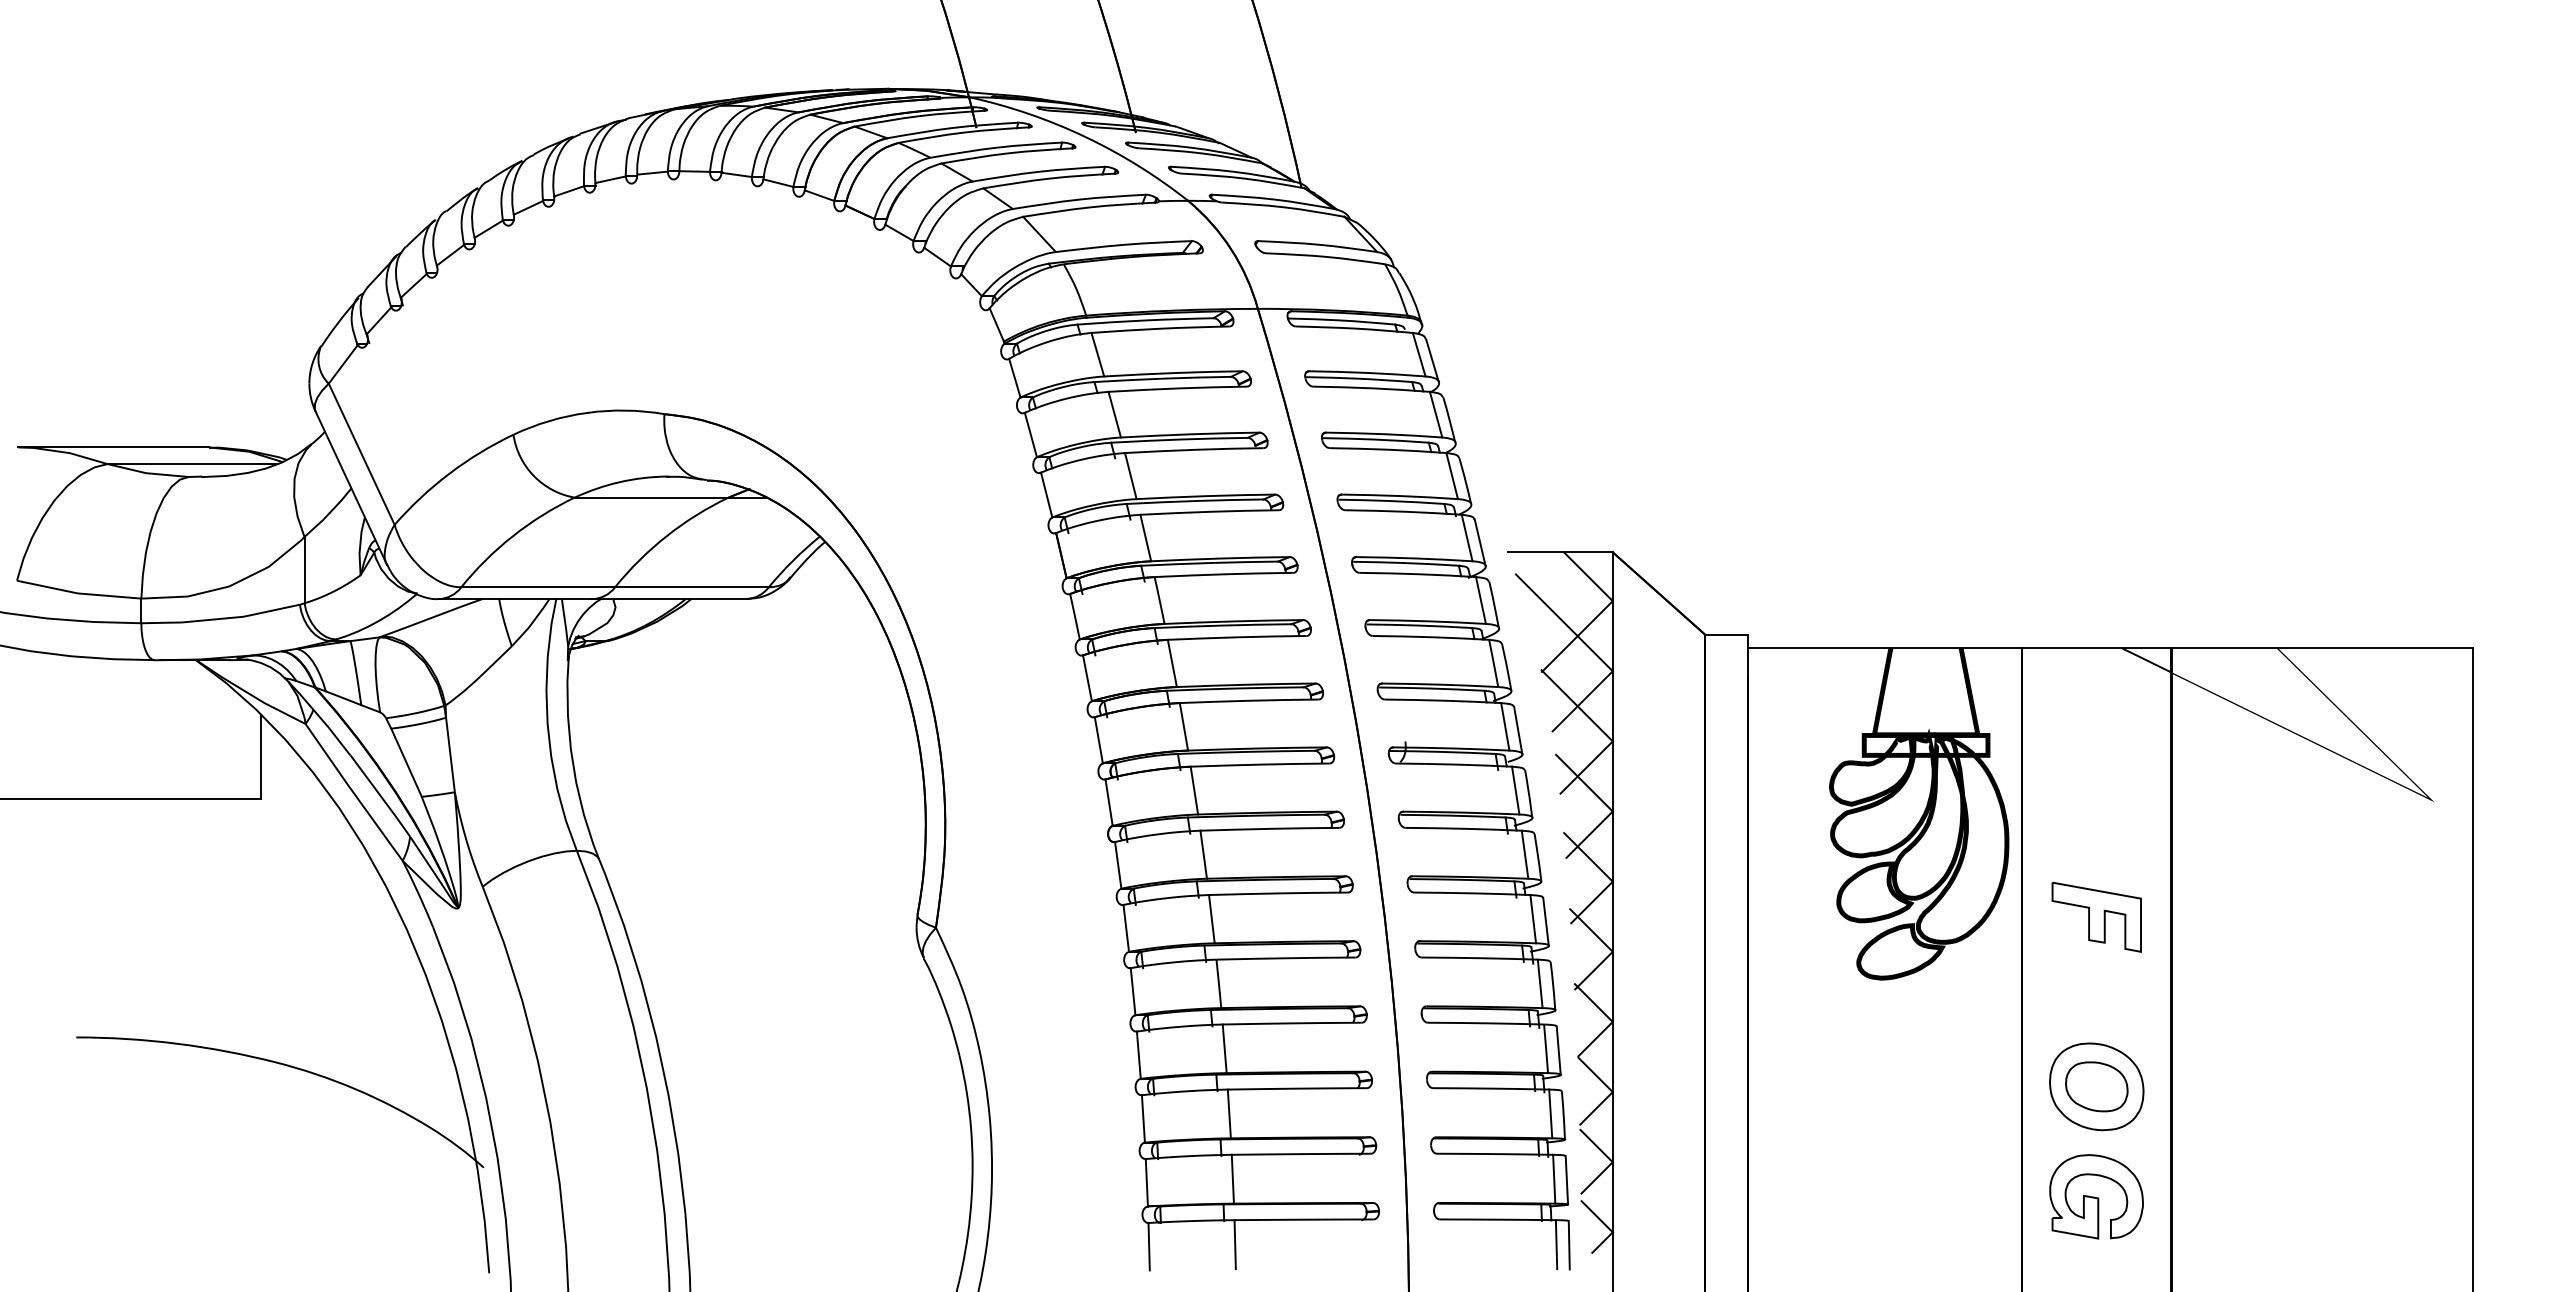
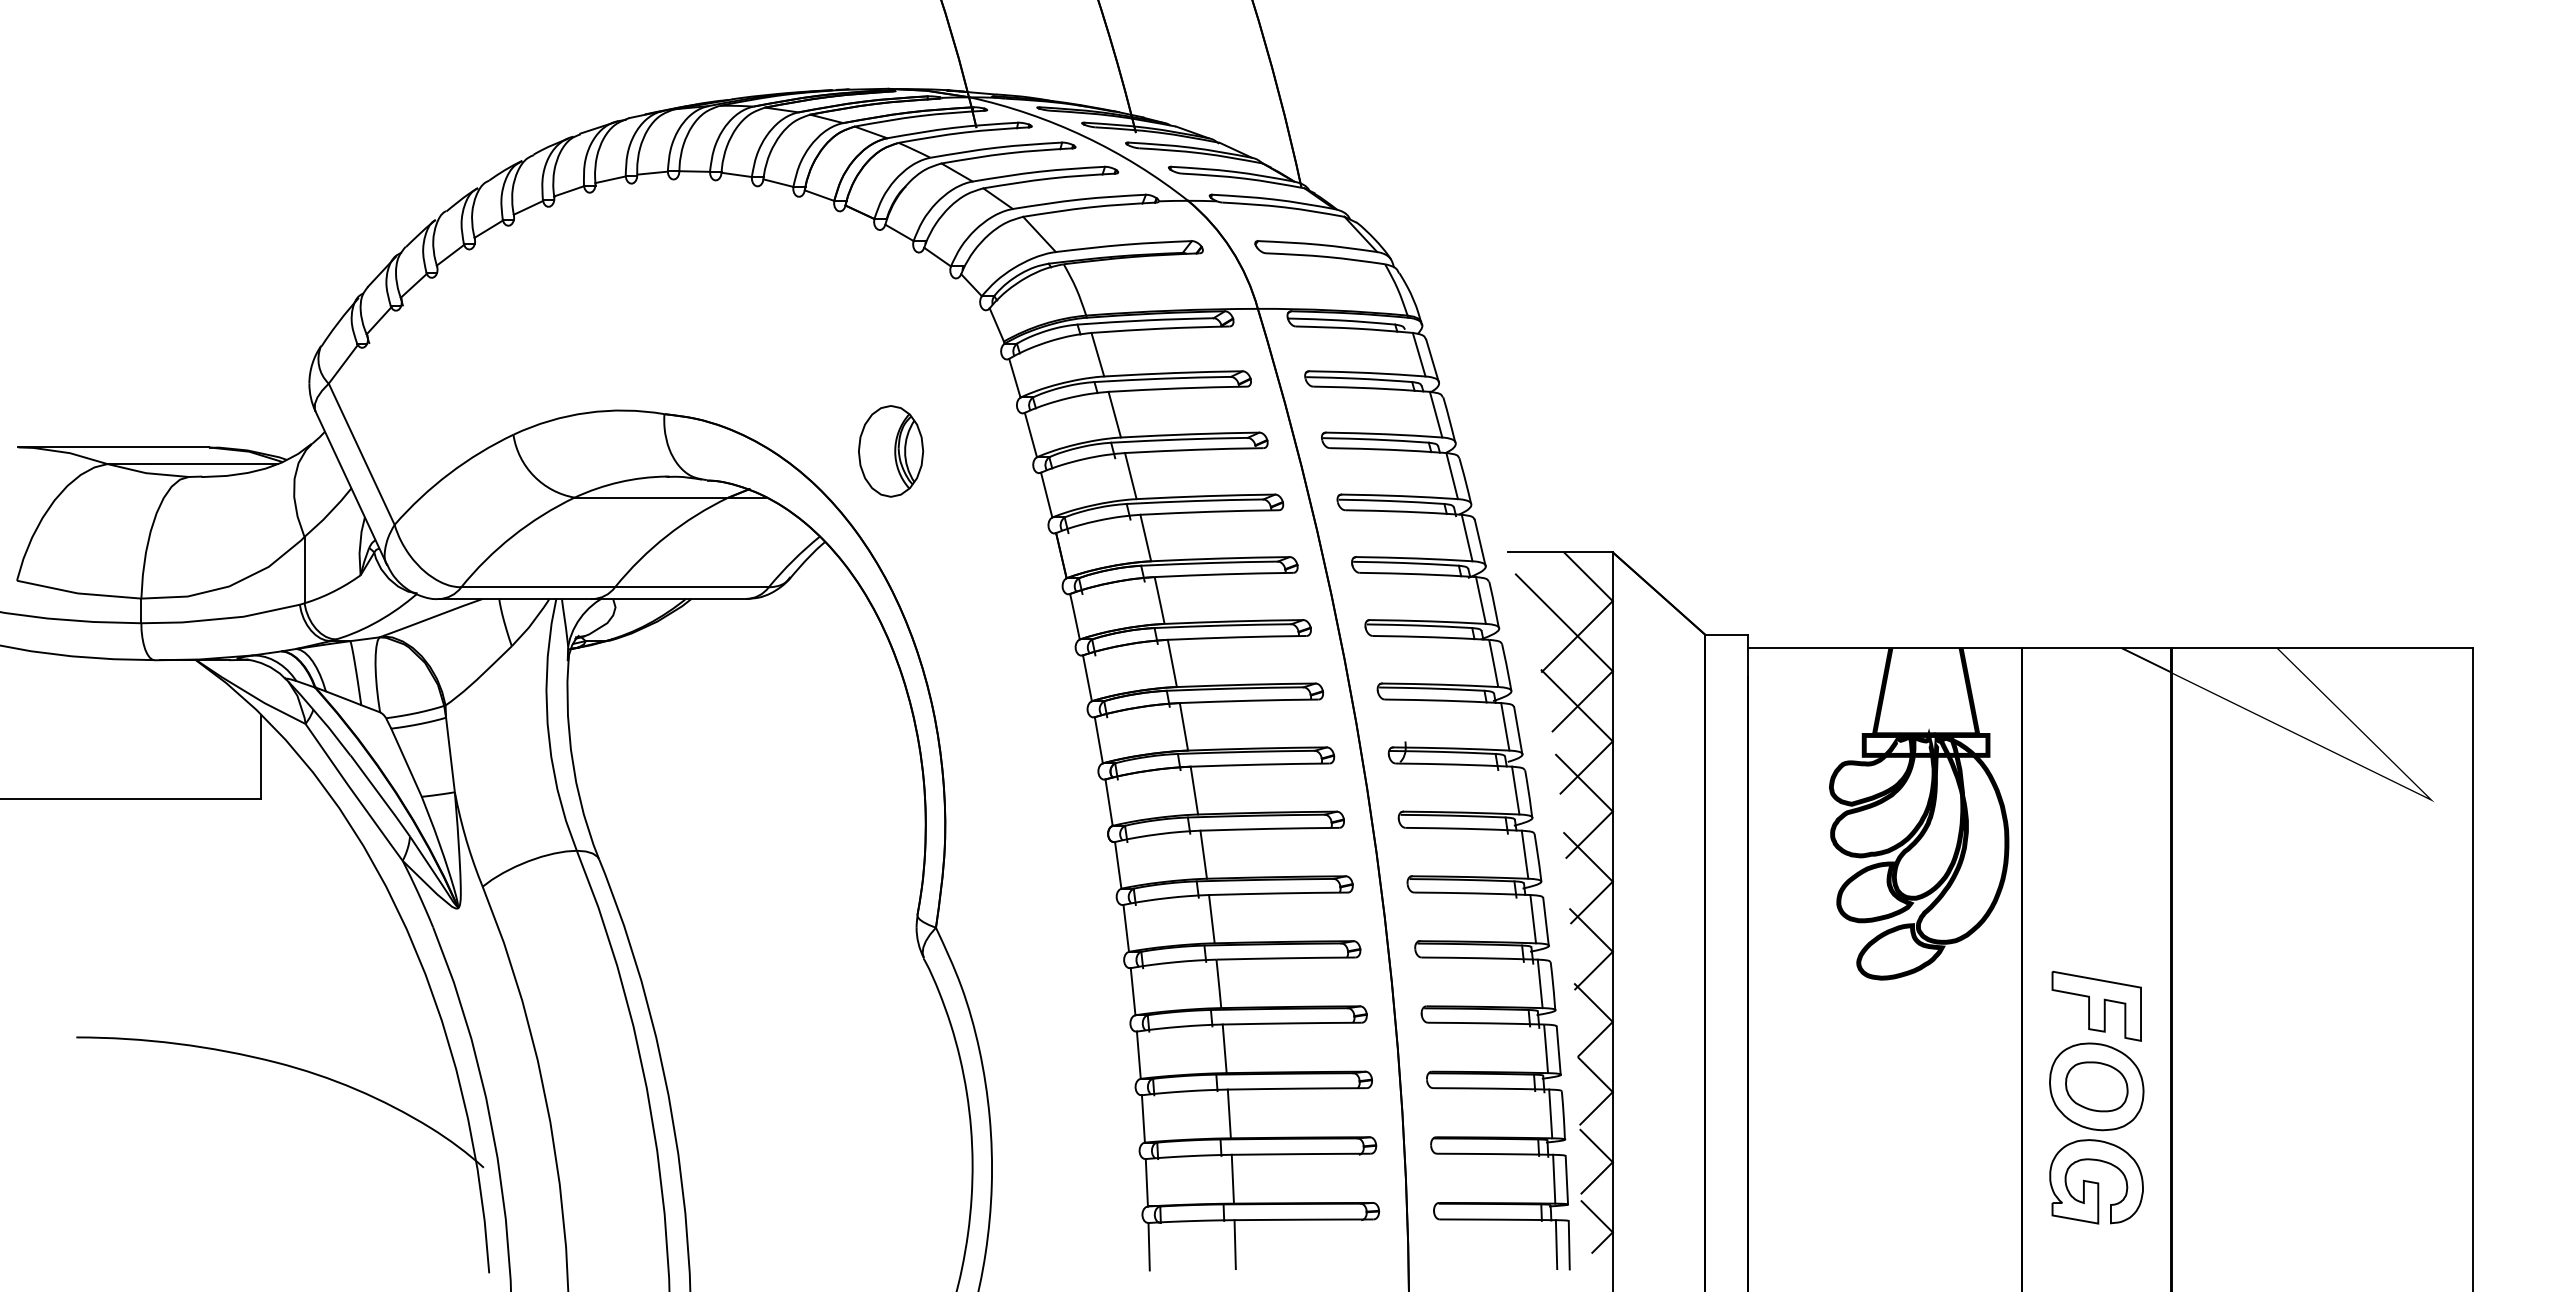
part: none -> present (891, 451)
part position: (2096, 916) -> (2096, 1005) (2096, 1005)
part position: (2096, 1196) -> (2096, 1181) (2096, 1181)
